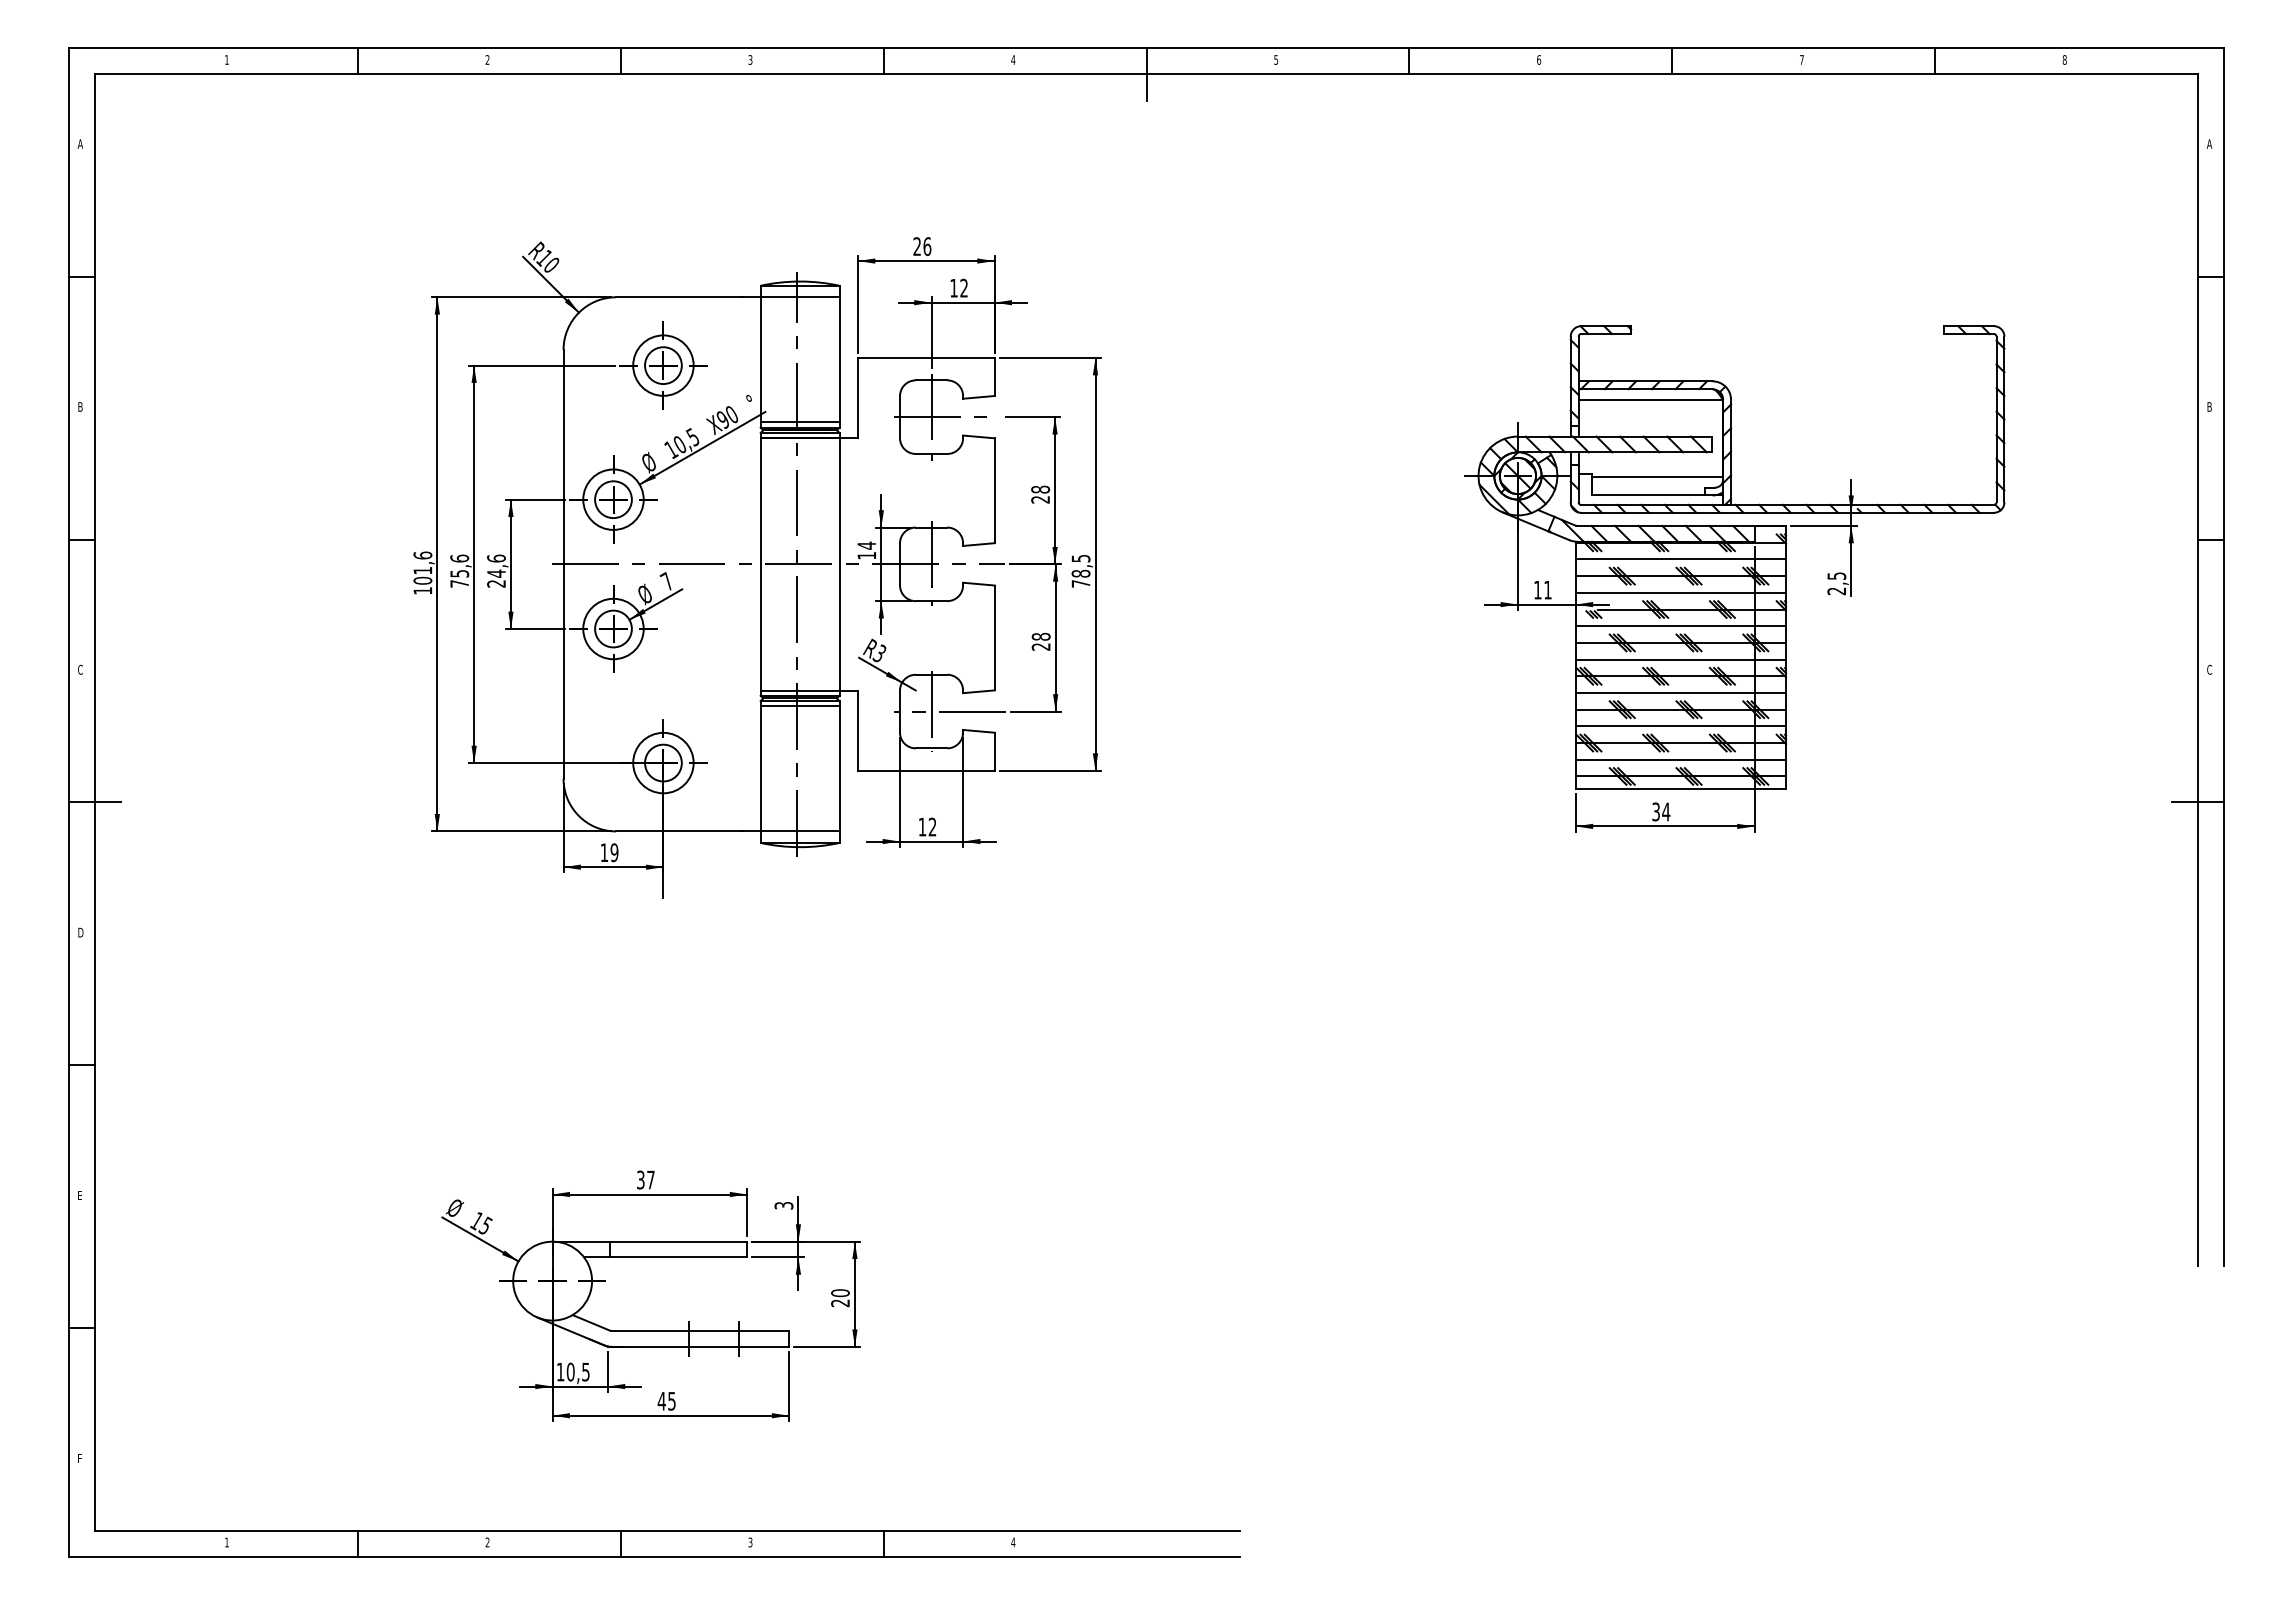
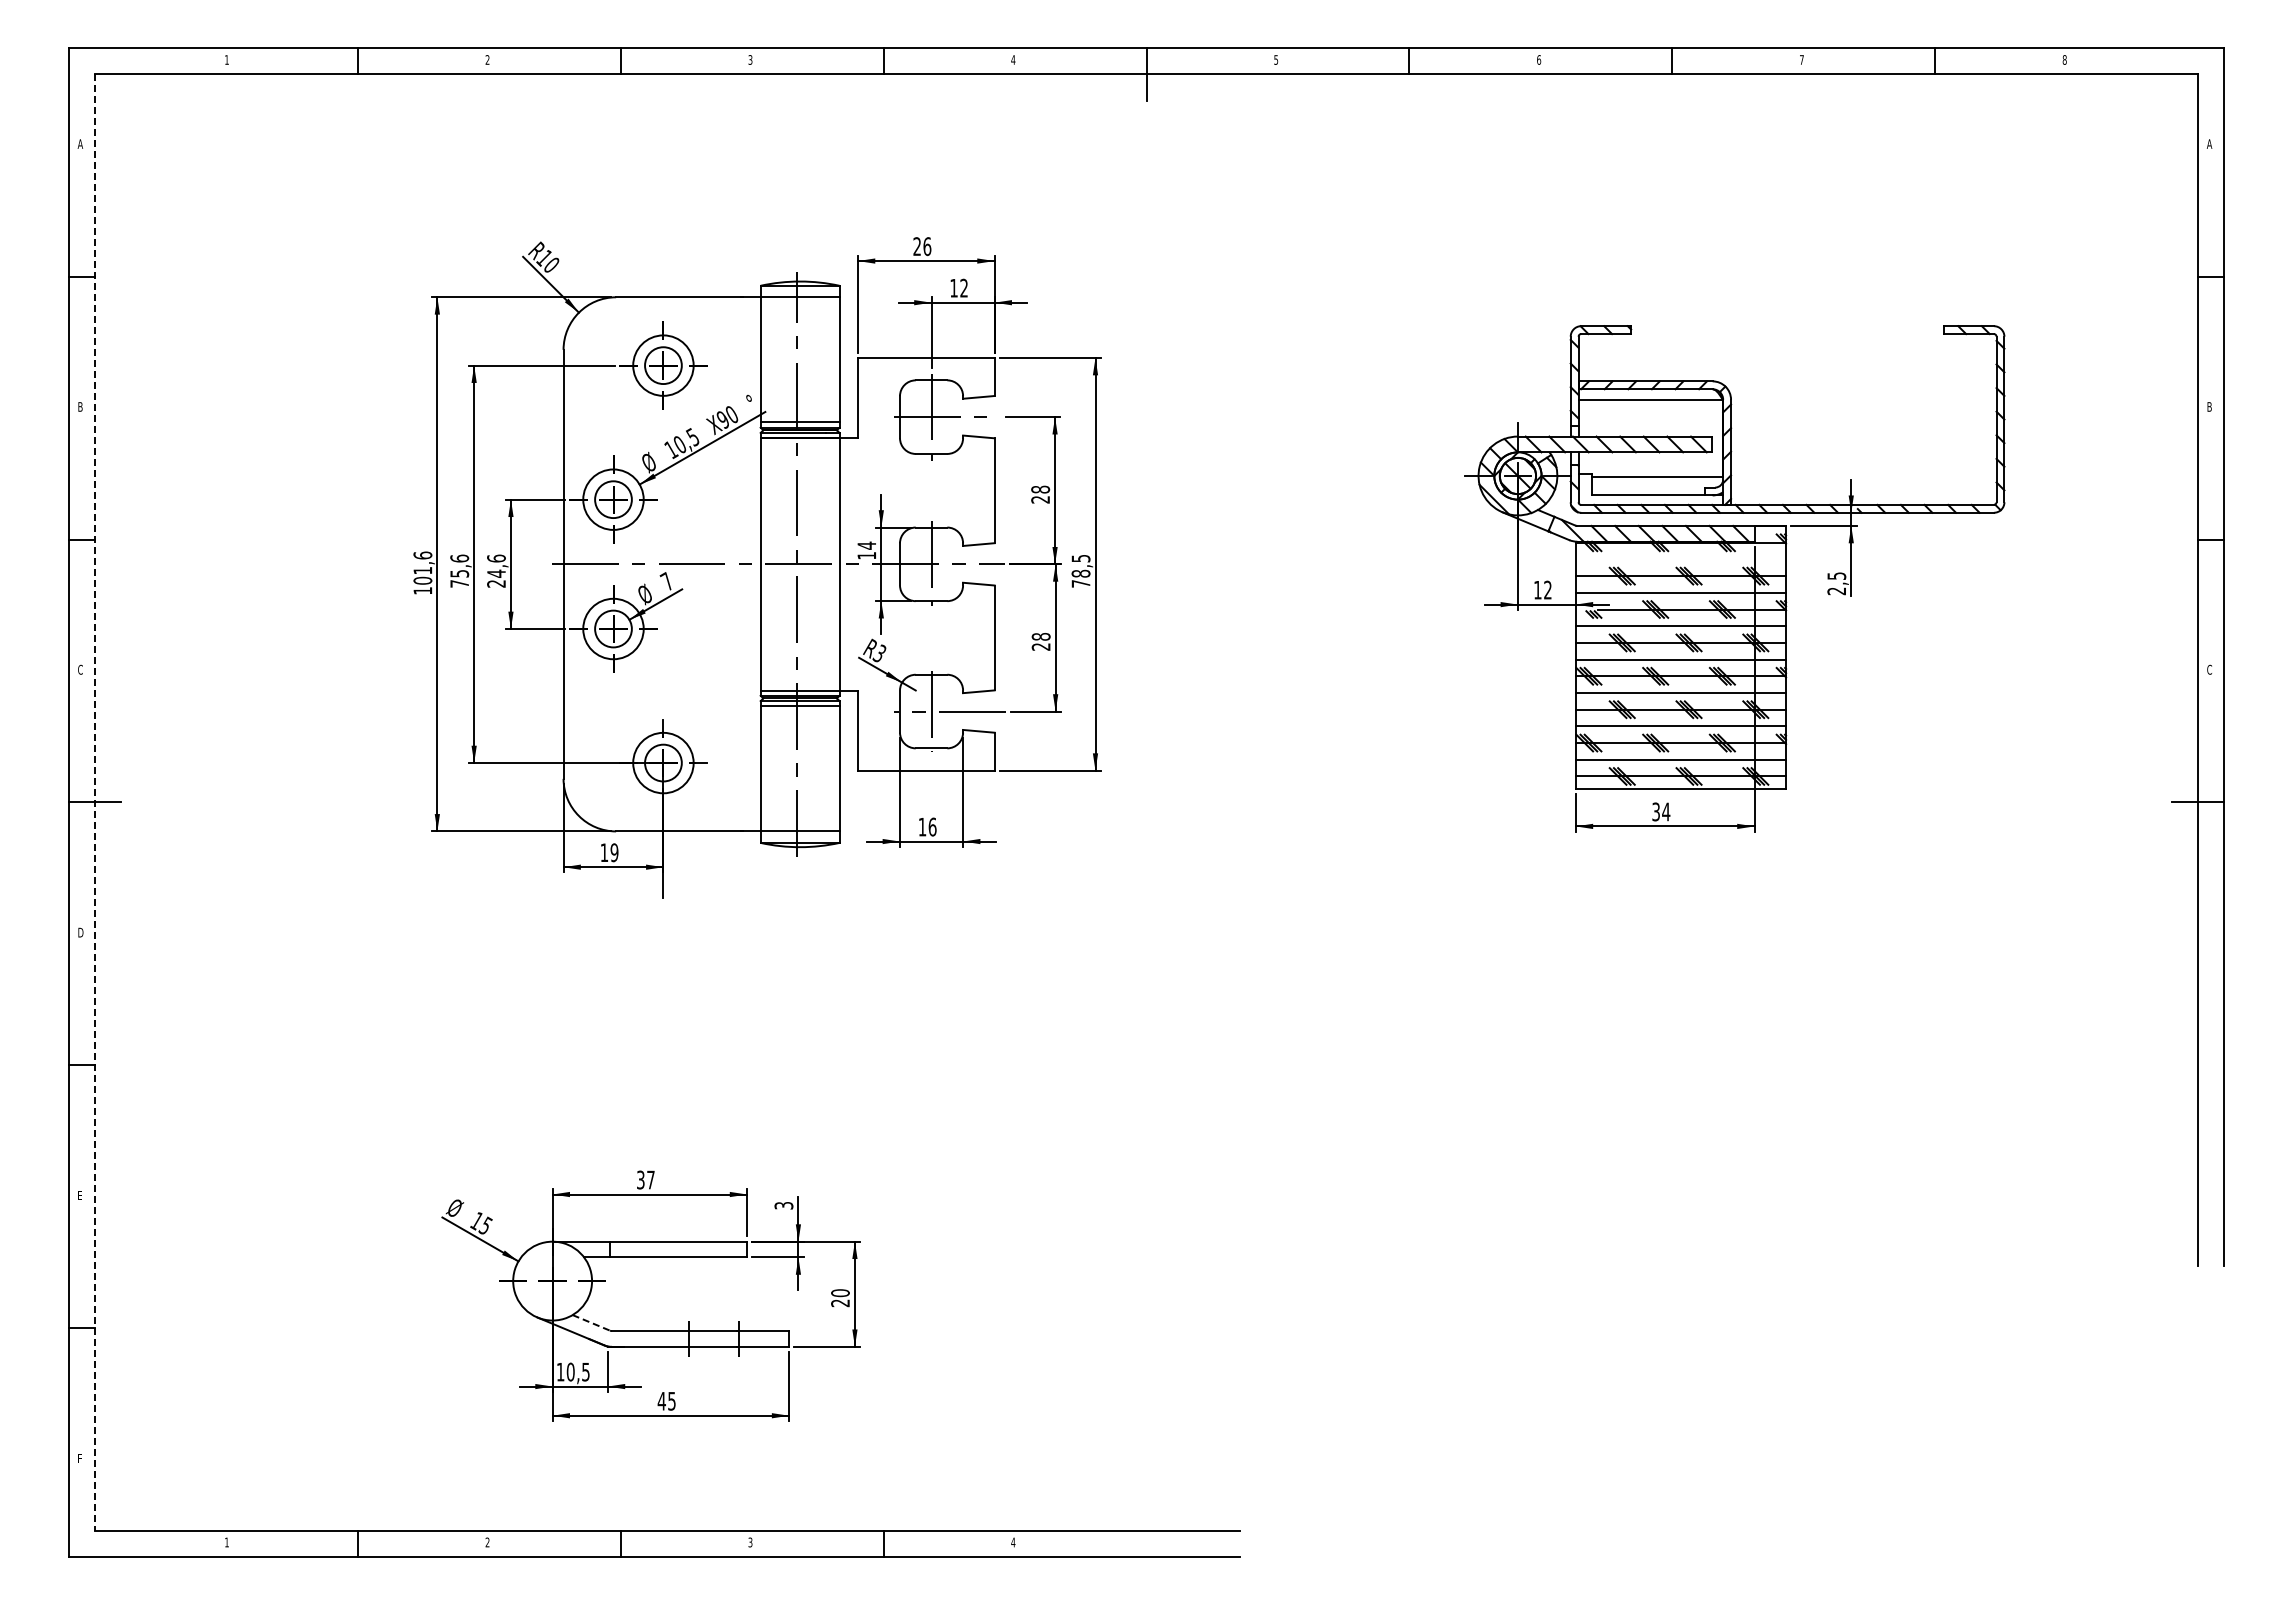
line: present -> none (1680, 559)
text: 11 -> 12 (1547, 589)
line: solid -> dashed (95, 802)
text: 12 -> 16 (932, 826)
line: solid -> dashed (591, 1323)
